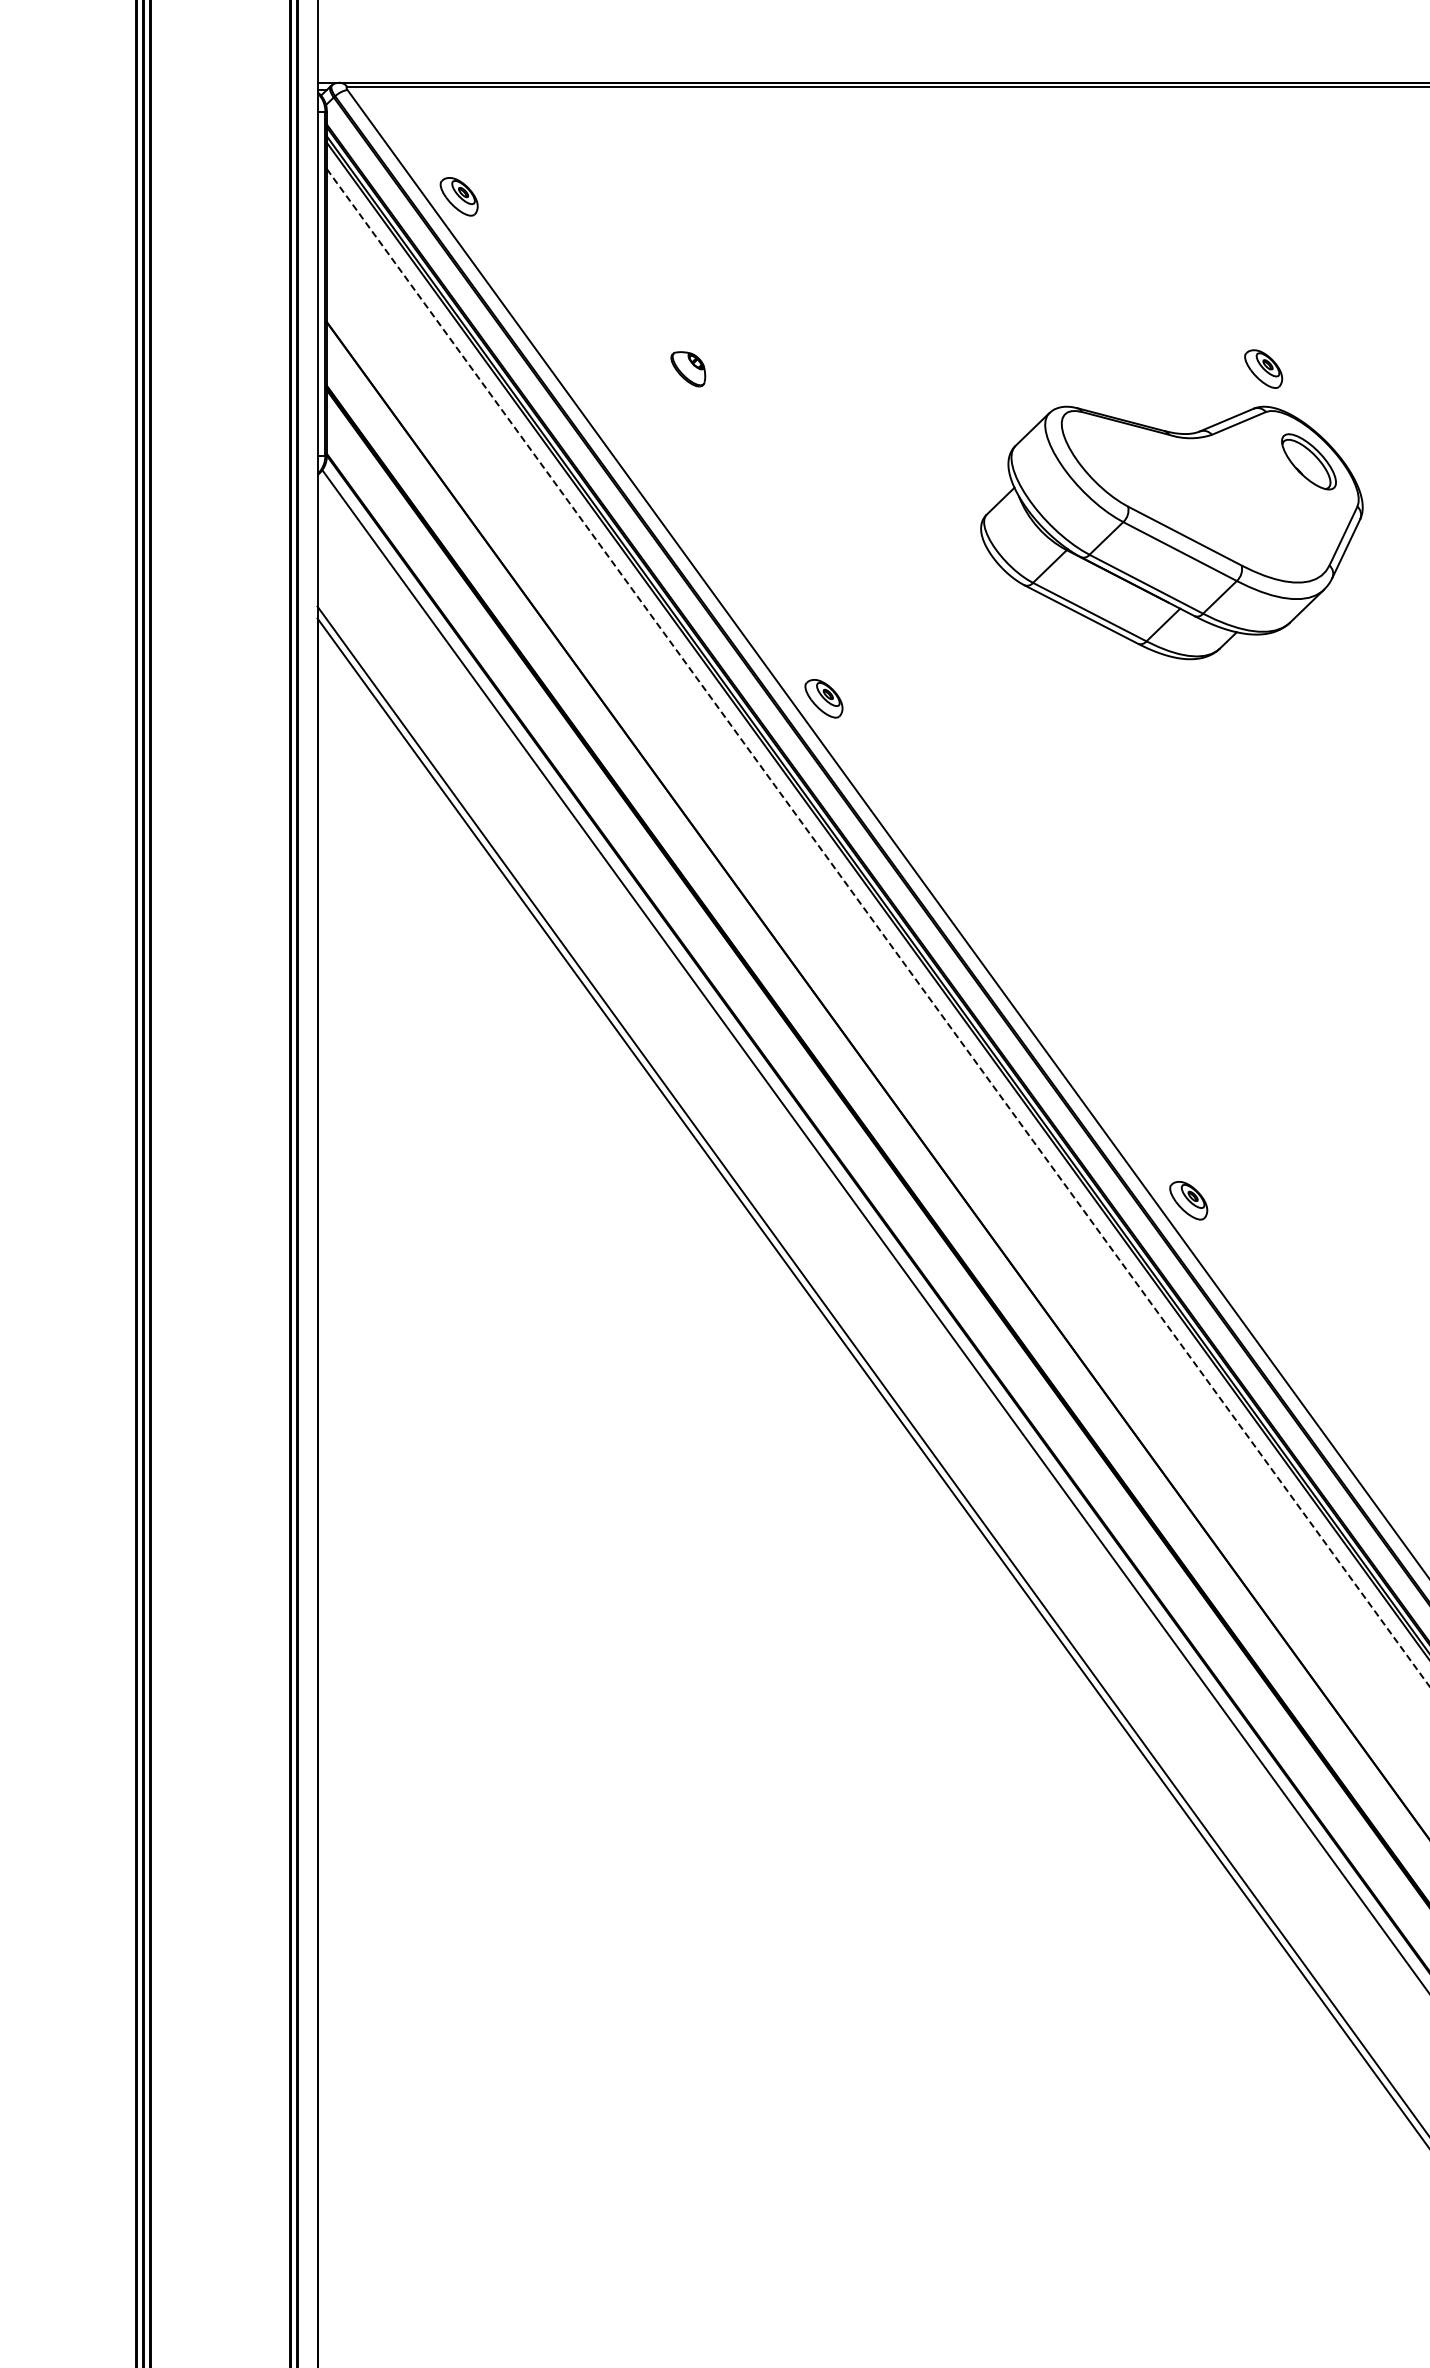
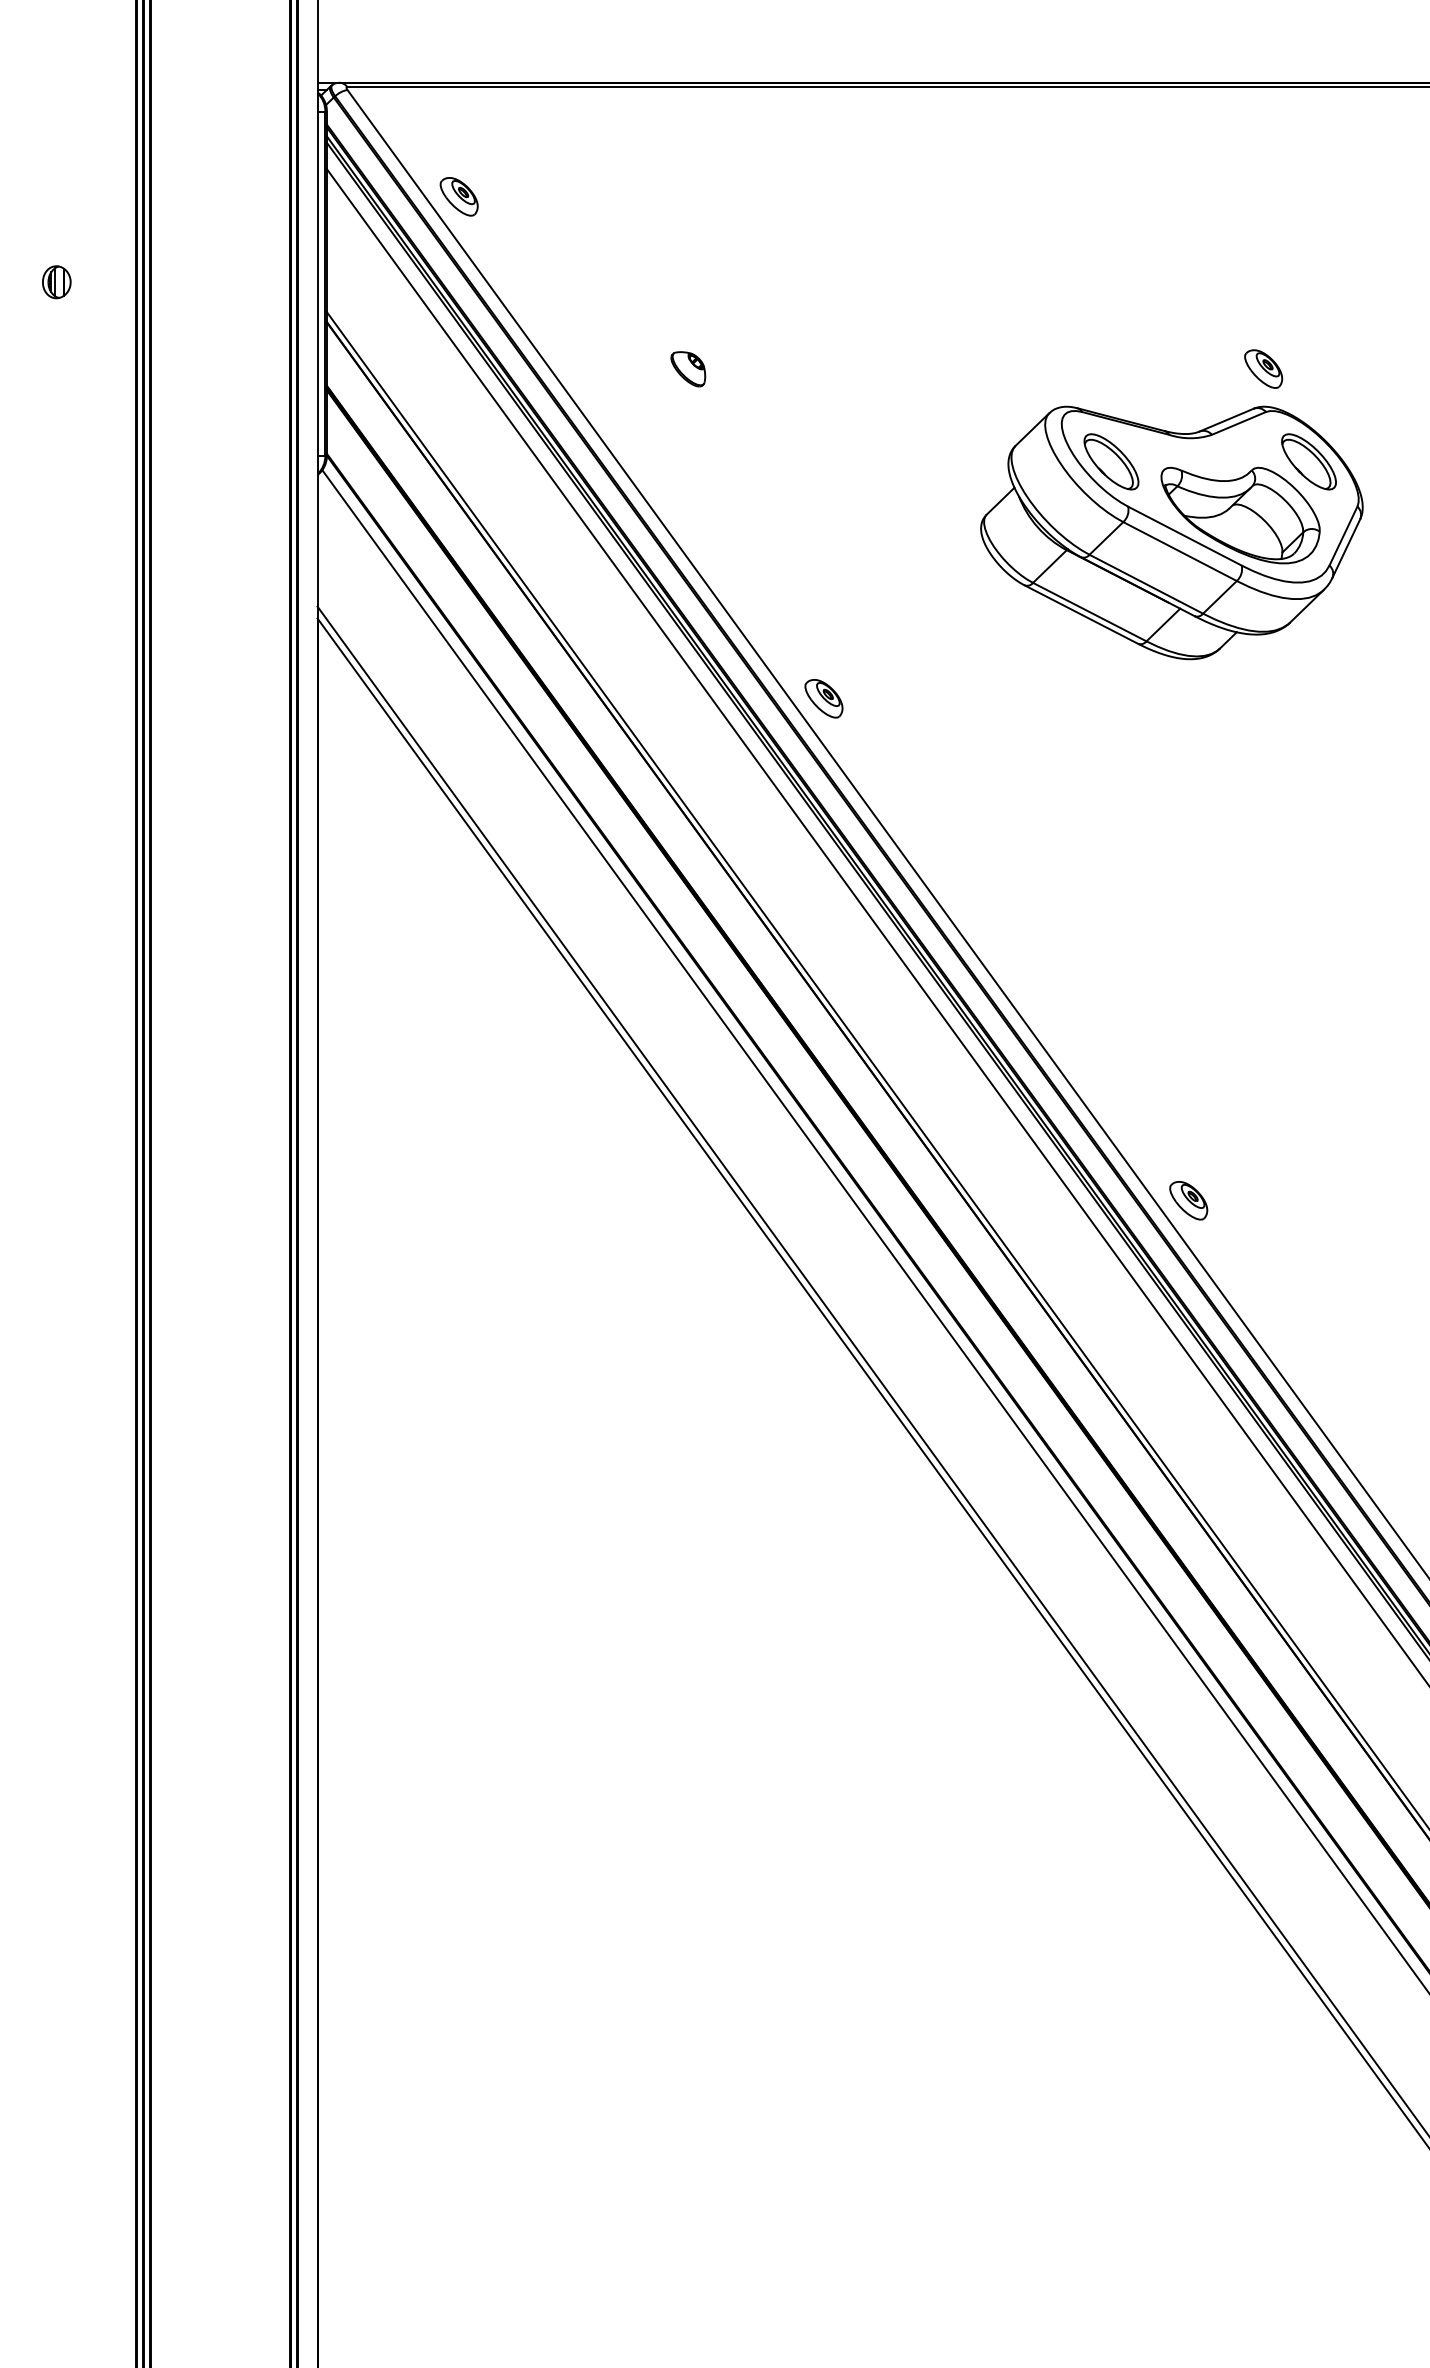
part: none -> present (56, 282)
part: none -> present (1111, 461)
part: none -> present (1240, 515)
line: dashed -> solid (878, 927)
line: none -> present (876, 1068)
